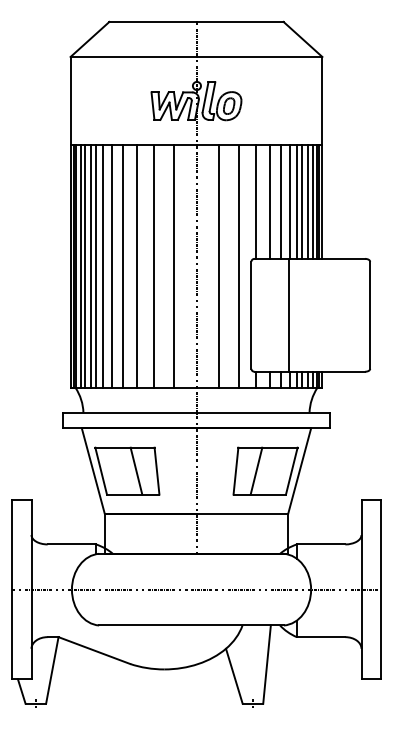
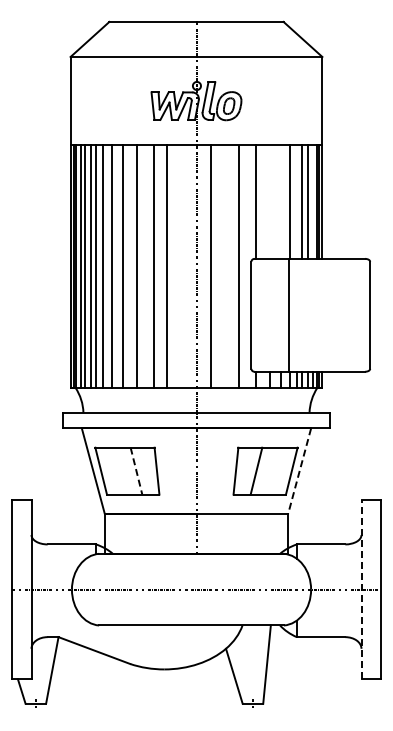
line: present -> none (270, 201)
line: present -> none (280, 201)
line: present -> none (296, 201)
line: present -> none (312, 201)
line position: (173, 266) -> (166, 266) (166, 266)
line position: (219, 266) -> (211, 266) (211, 266)
line: solid -> dashed (136, 471)
line: solid -> dashed (299, 471)
line: solid -> dashed (361, 589)
